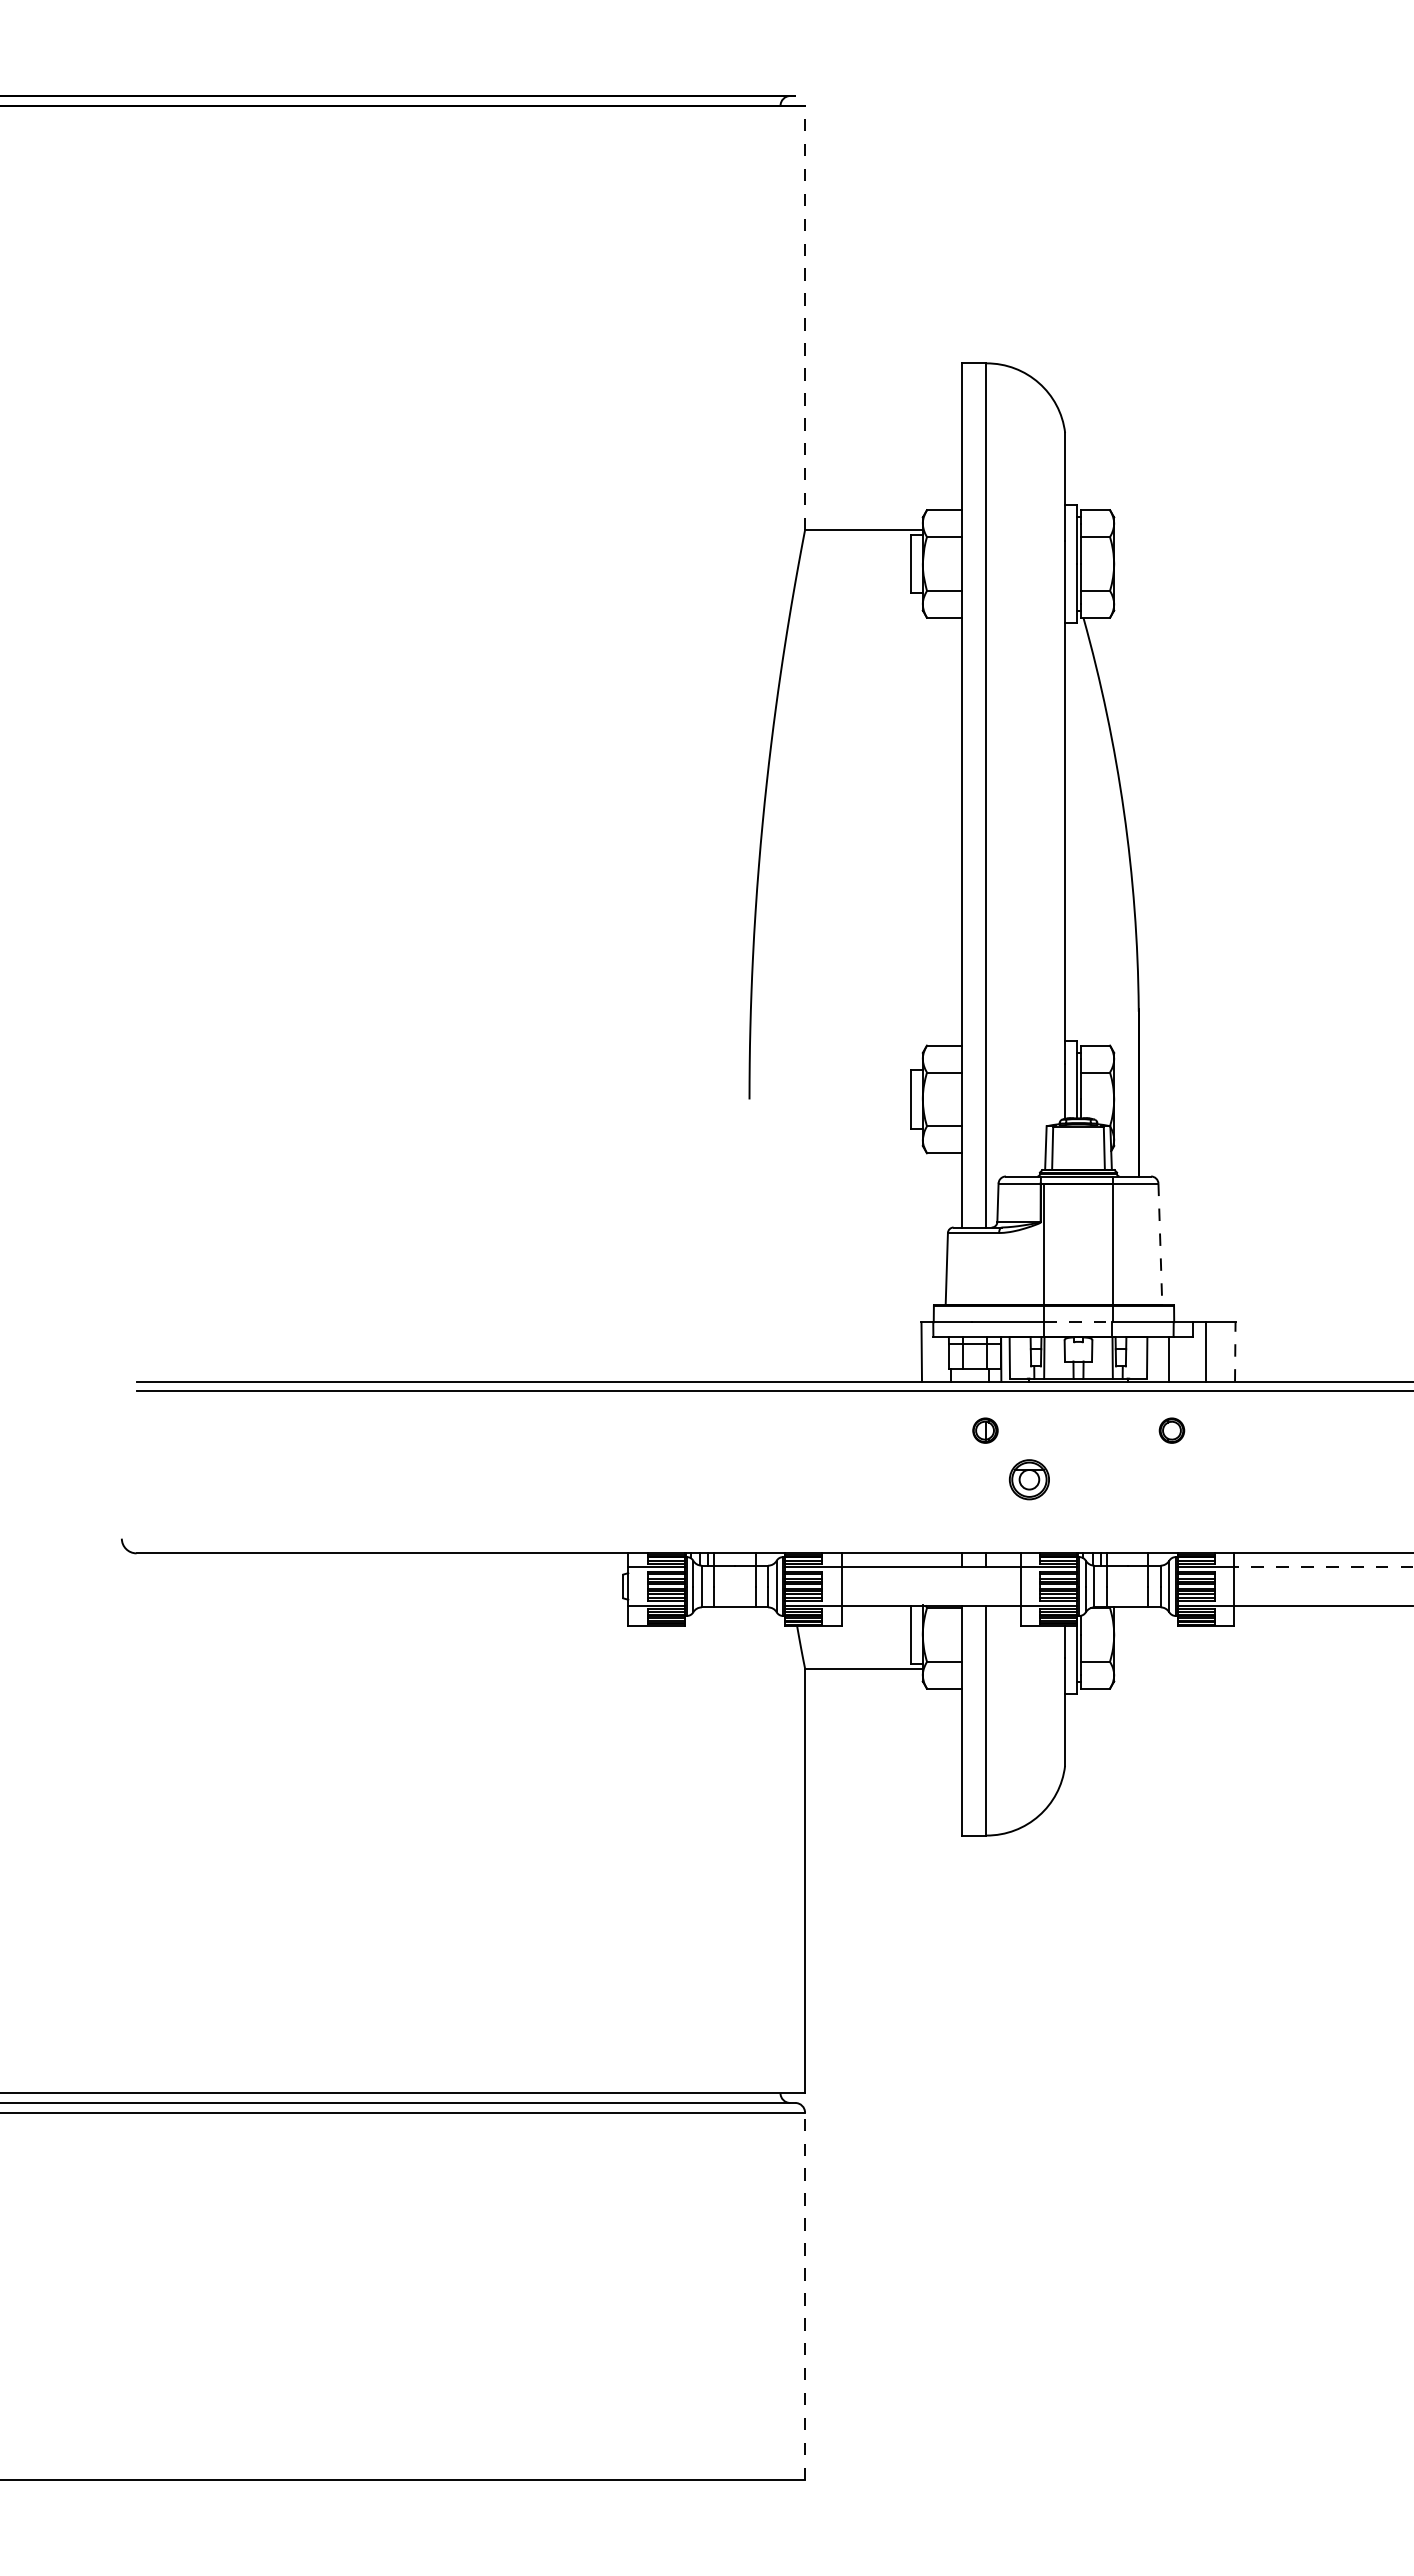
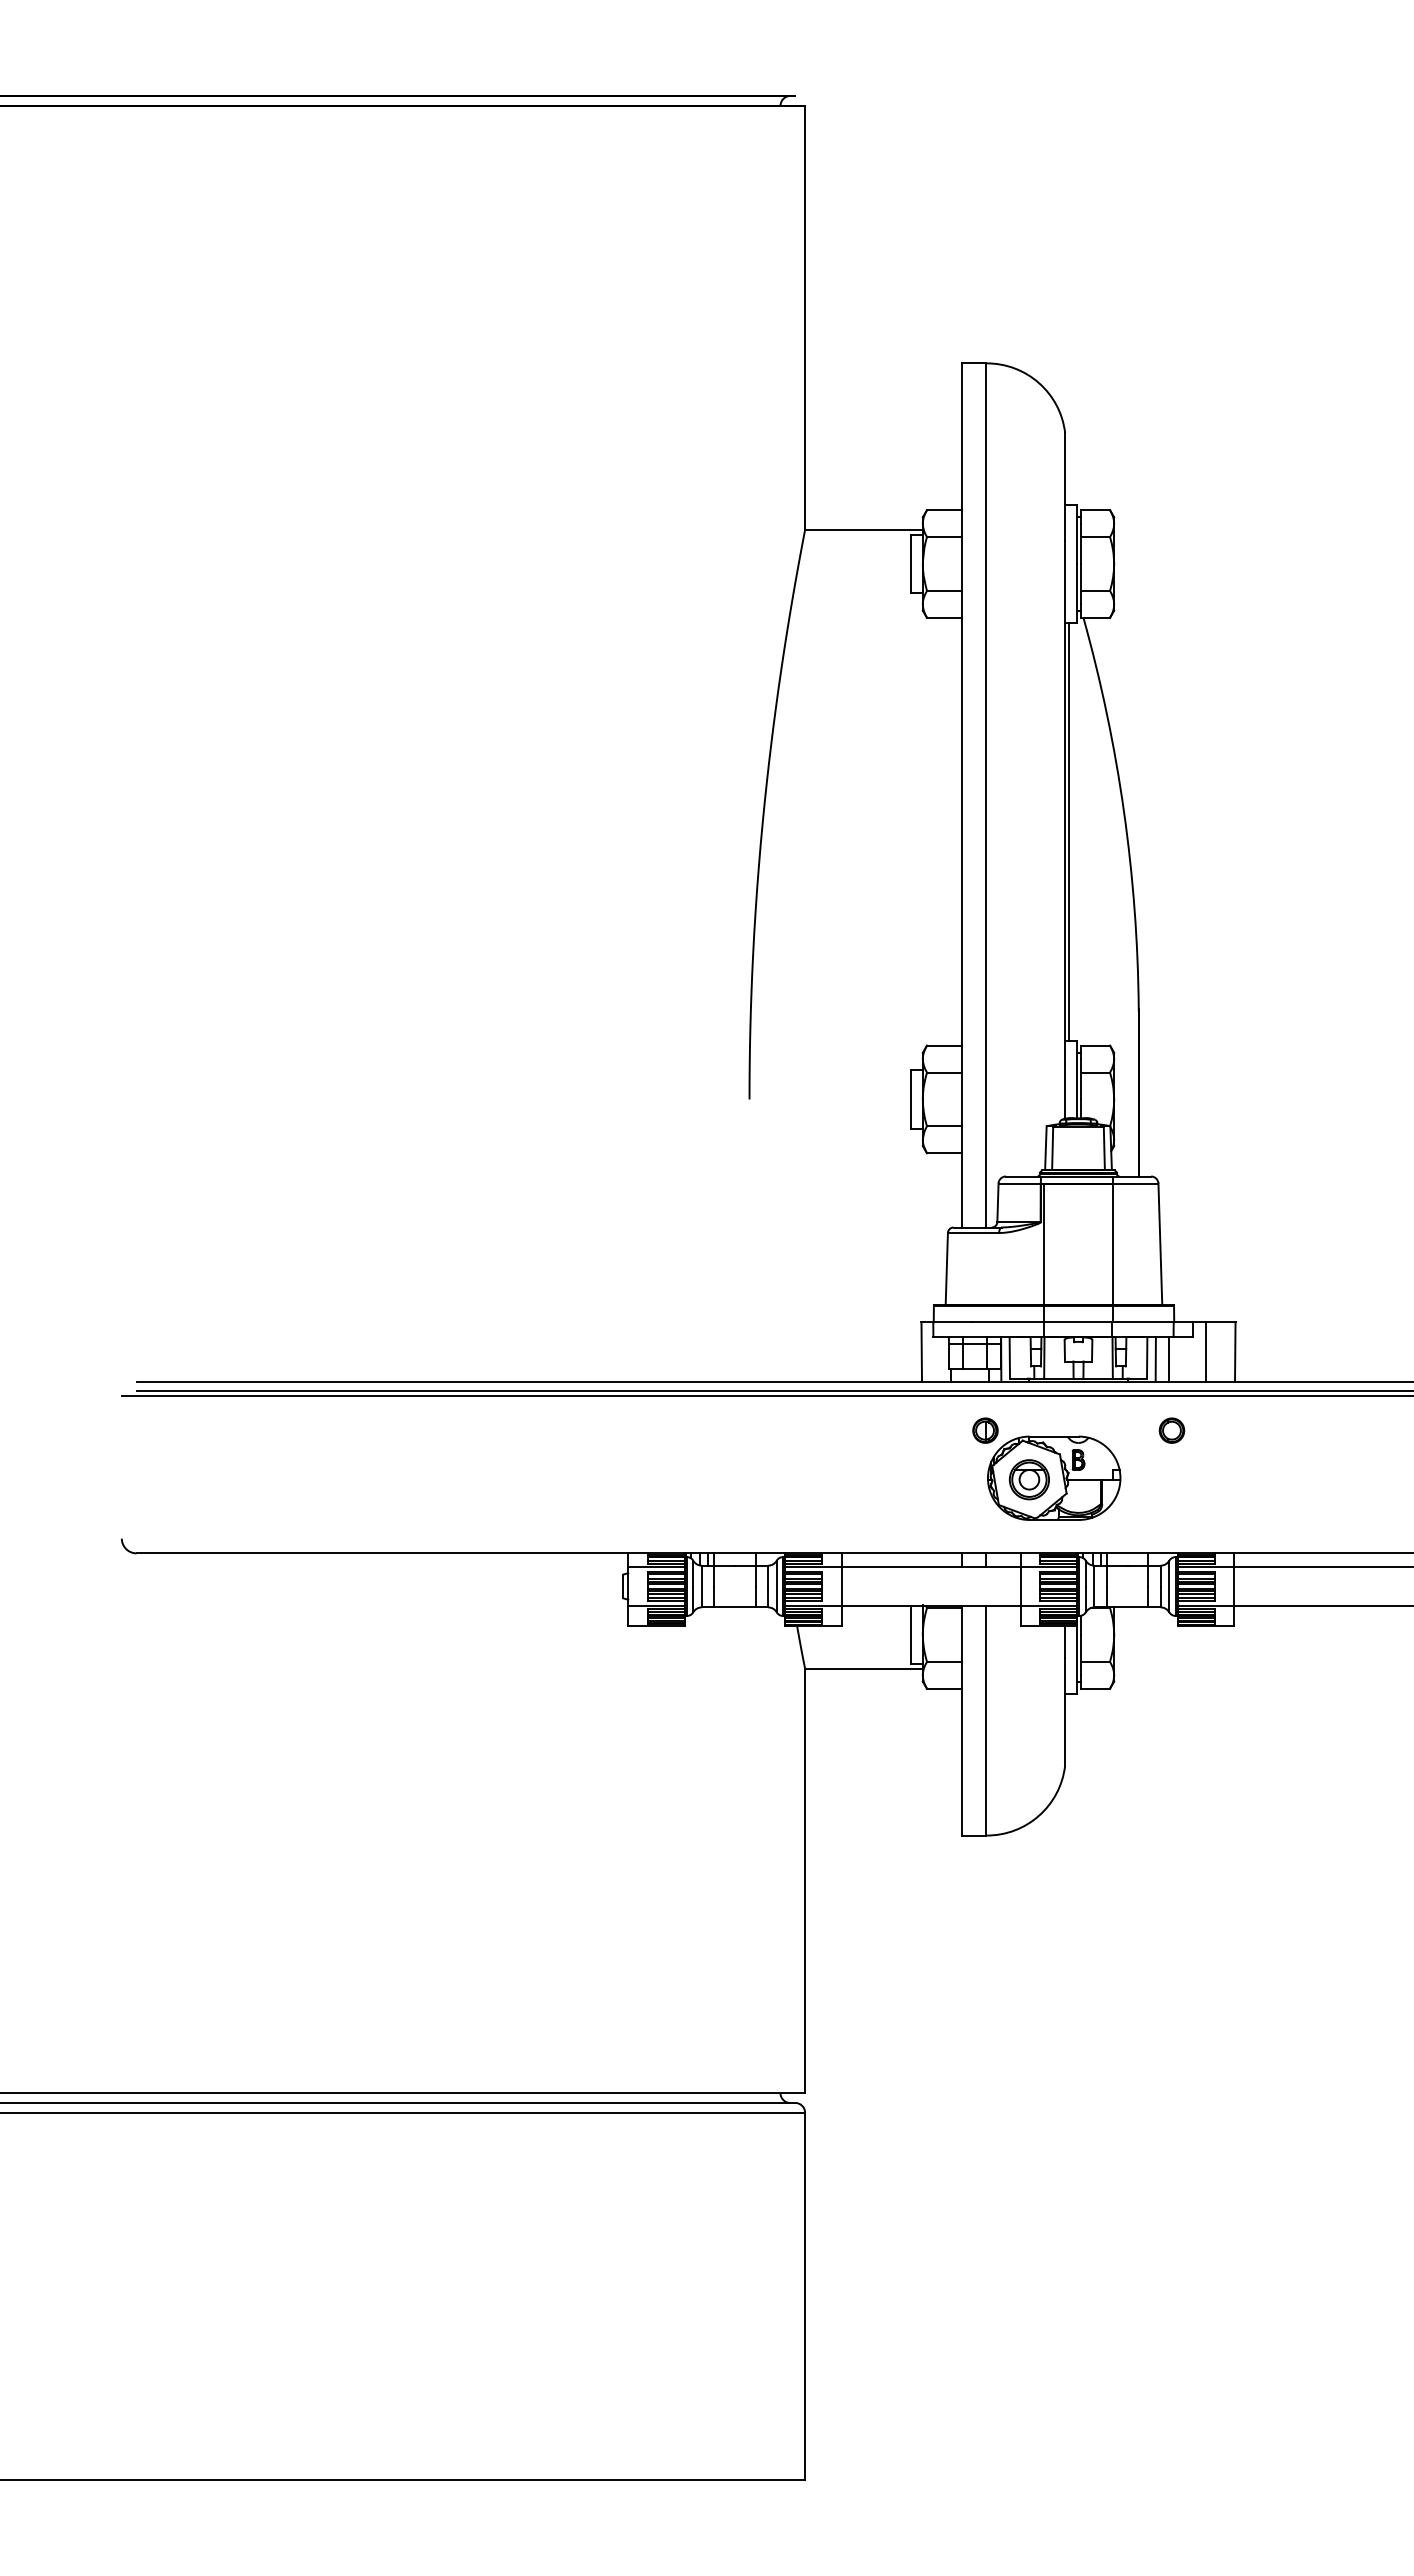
line: dashed -> solid (805, 317)
line: none -> present (1068, 831)
line: dashed -> solid (1160, 1244)
line: dashed -> solid (1079, 1322)
line: dashed -> solid (1235, 1351)
line: none -> present (1155, 1358)
line: none -> present (765, 1396)
part: none -> present (1054, 1477)
line: dashed -> solid (1323, 1566)
line: dashed -> solid (805, 2296)
